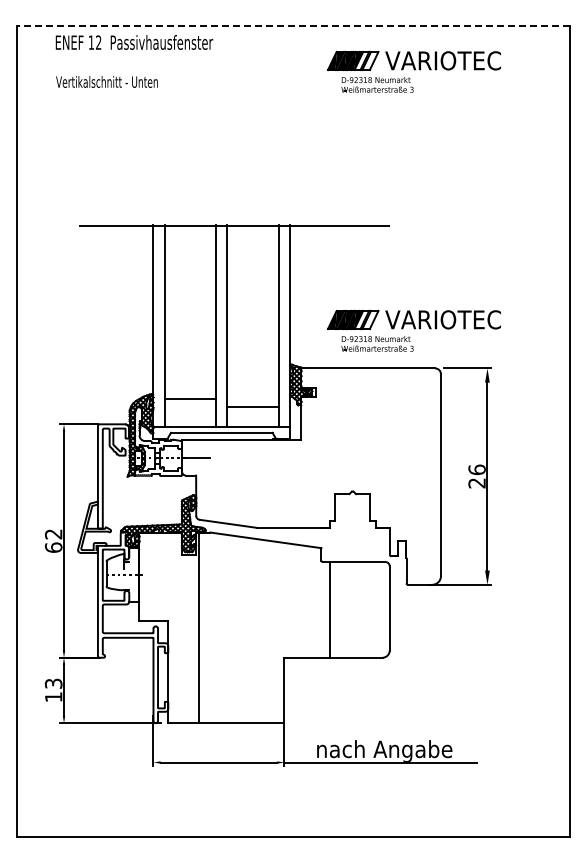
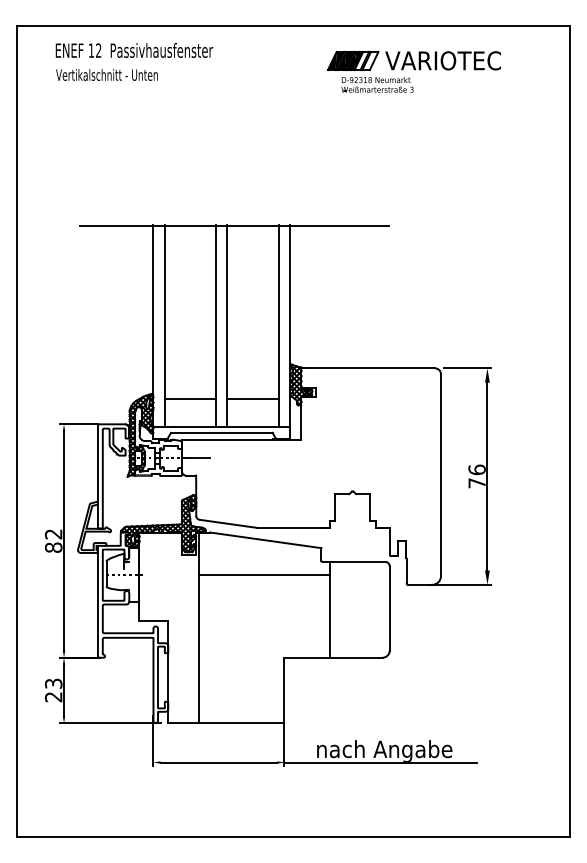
line: dashed -> solid (293, 25)
text position: (134, 42) -> (134, 50) (134, 50)
text position: (106, 81) -> (106, 74) (106, 74)
part: present -> none (413, 330)
line position: (252, 406) -> (252, 398) (252, 398)
text: 26 -> 76 (476, 483)
text: 62 -> 82 (53, 547)
line: none -> present (264, 575)
text: 13 -> 23 (53, 697)
